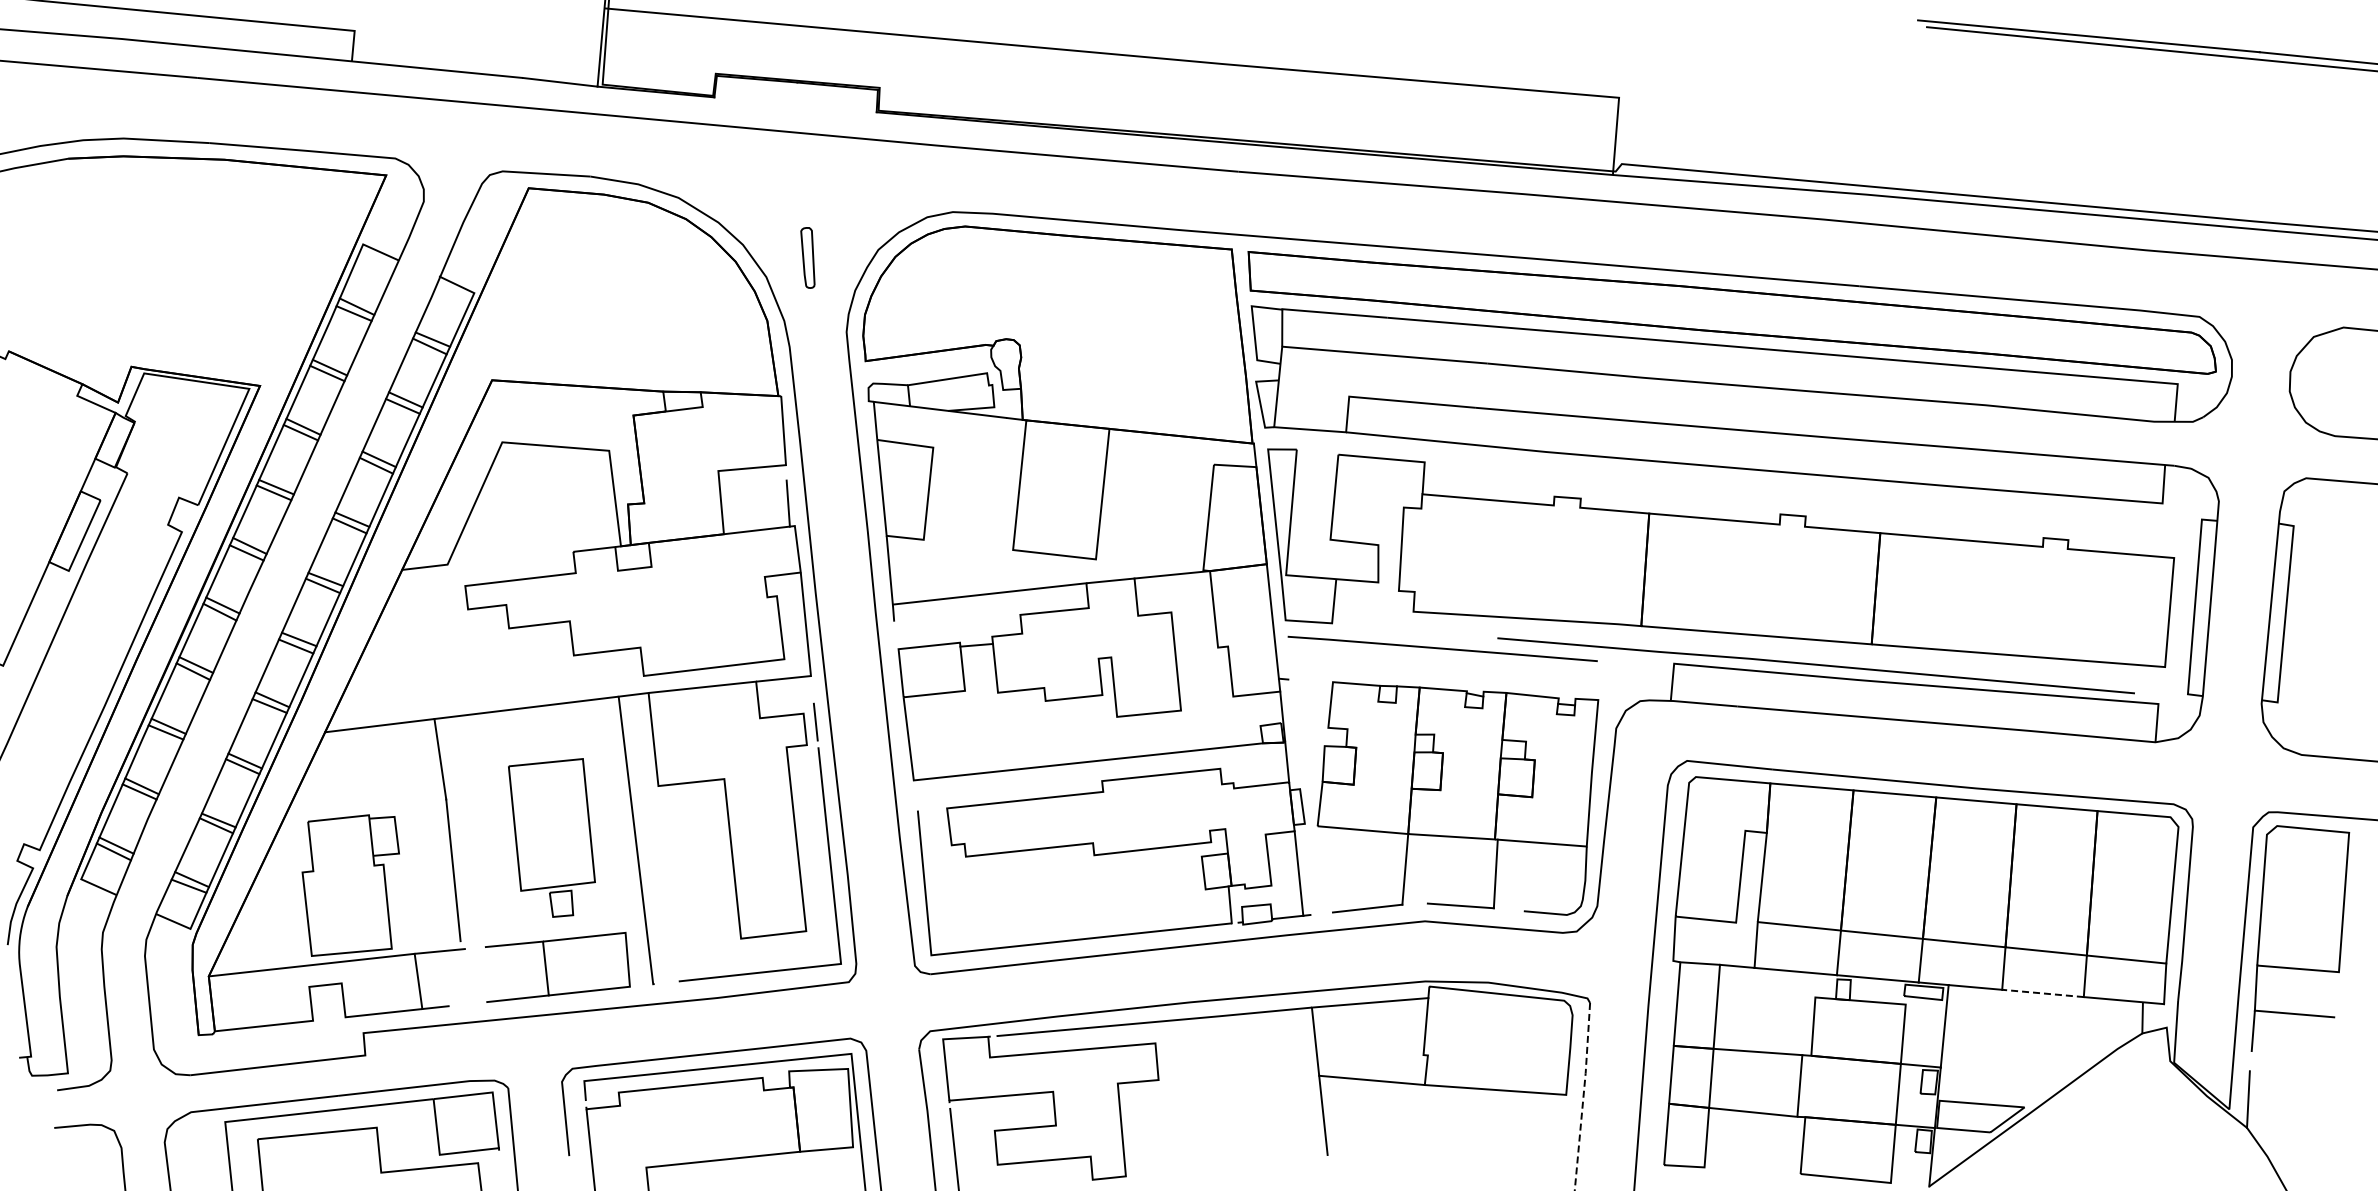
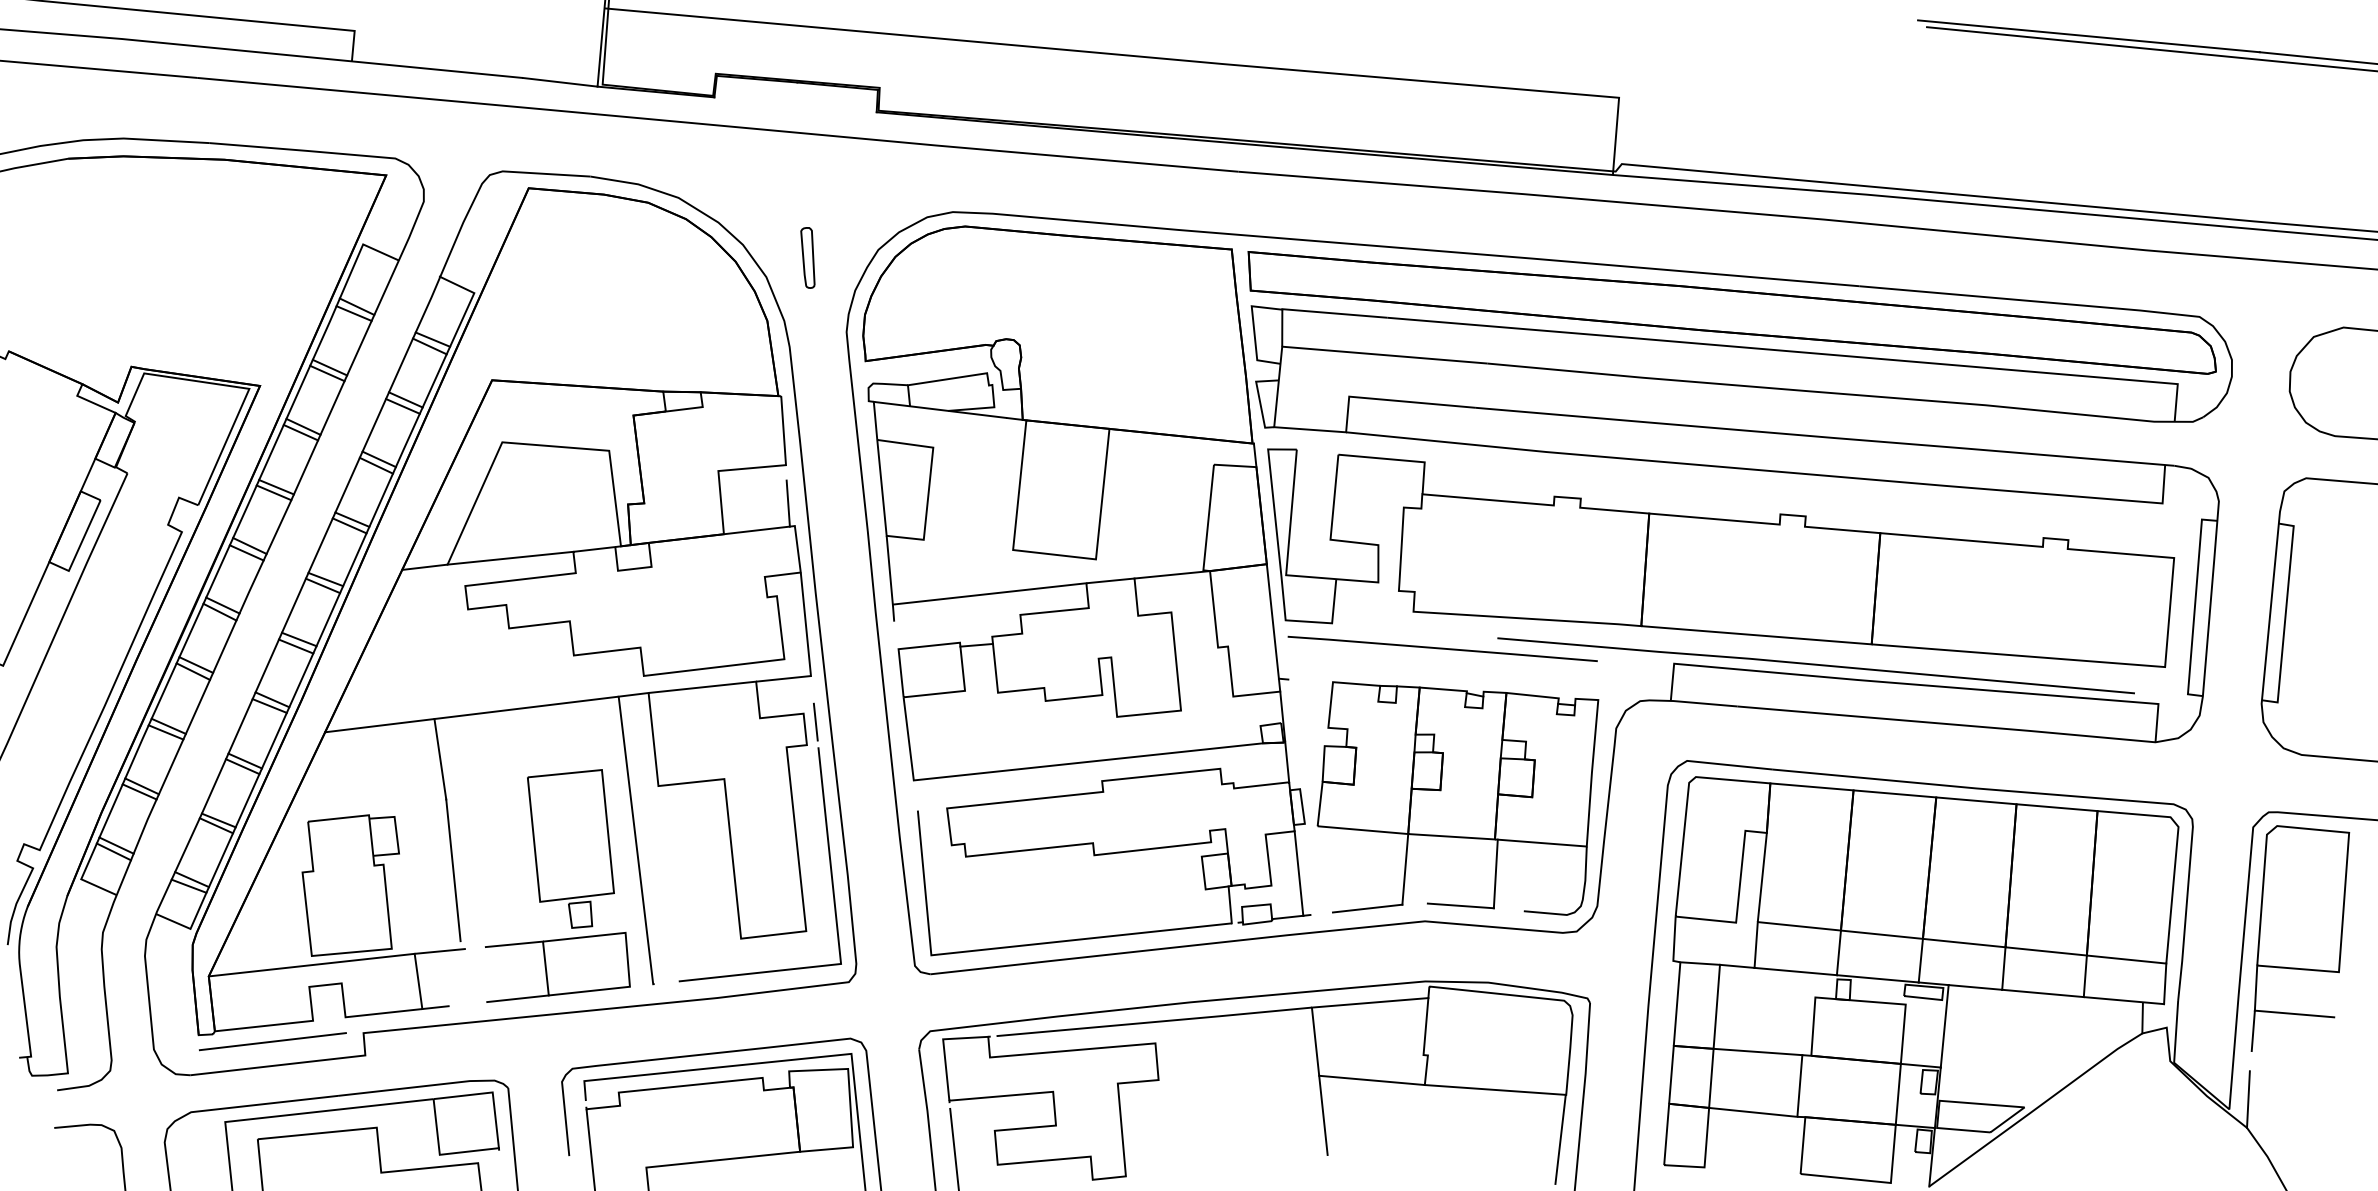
line: none -> present (510, 557)
part position: (551, 837) -> (570, 848) (570, 848)
line: dashed -> solid (2043, 993)
line: none -> present (272, 1041)
line: dashed -> solid (1583, 1096)
line: none -> present (1560, 1138)
